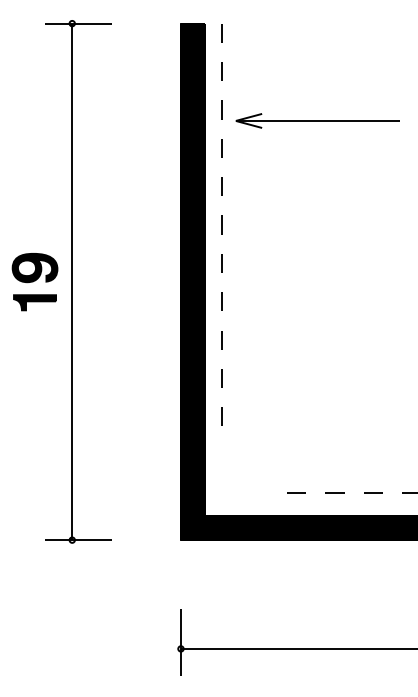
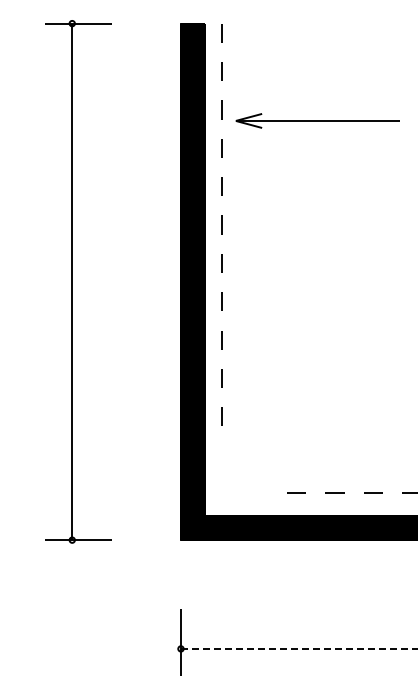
part: present -> none (34, 282)
line: solid -> dashed (299, 648)
